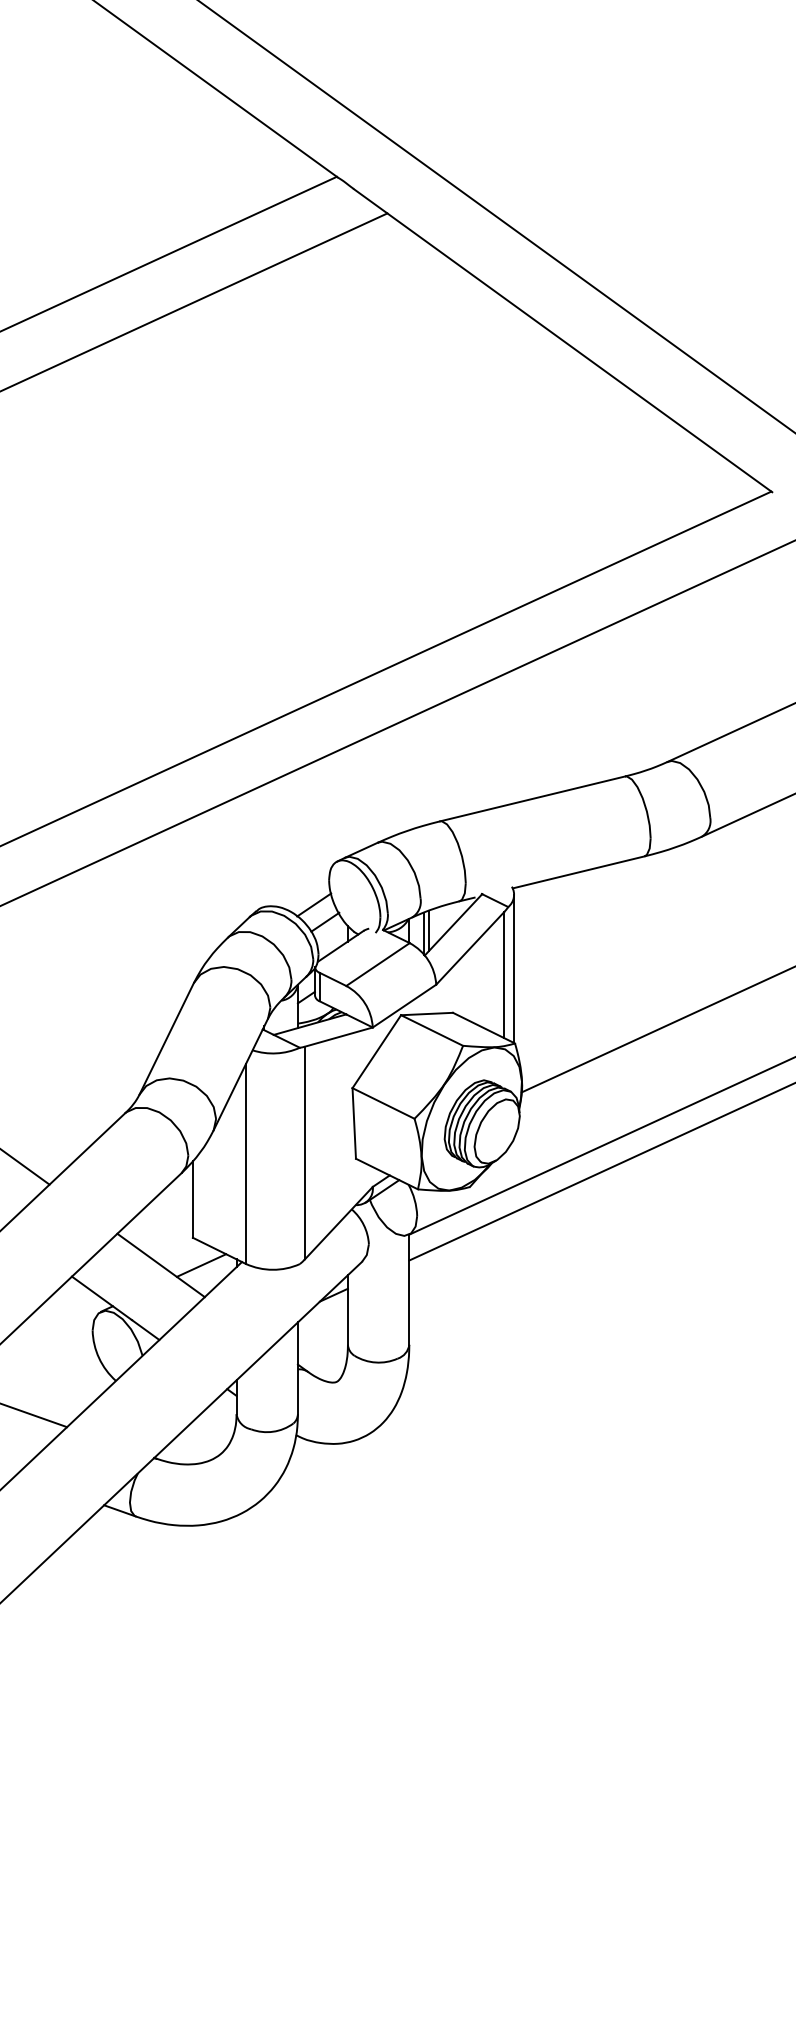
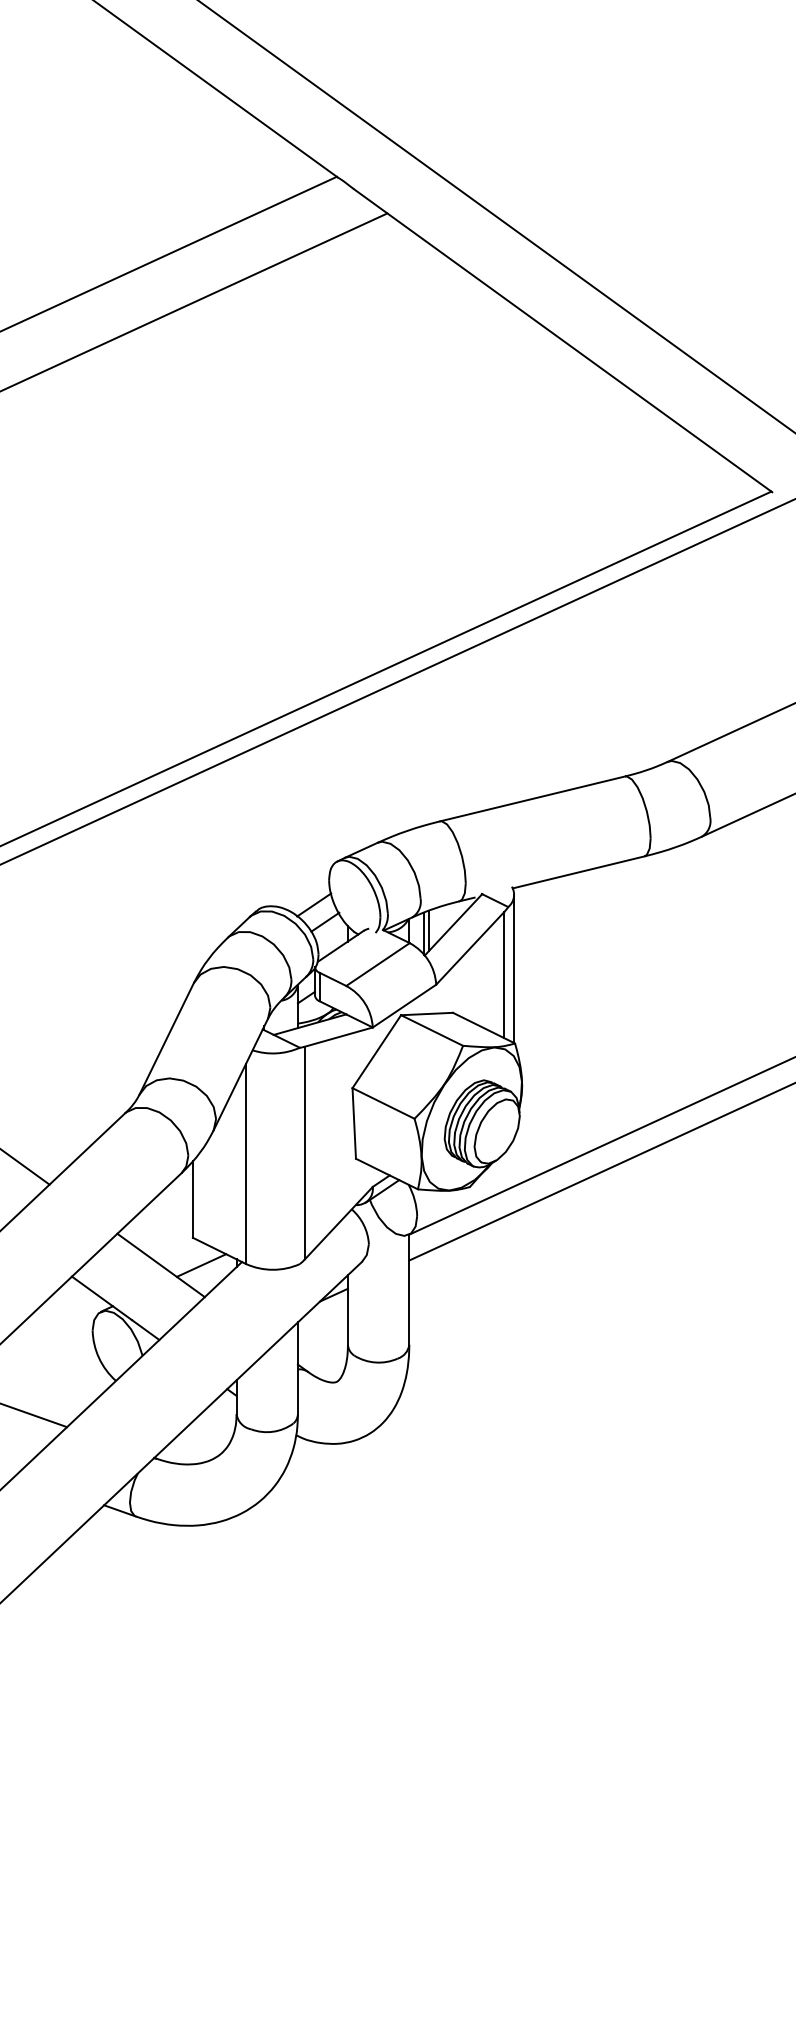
line position: (397, 723) -> (397, 681) (397, 681)
line: present -> none (656, 1029)
